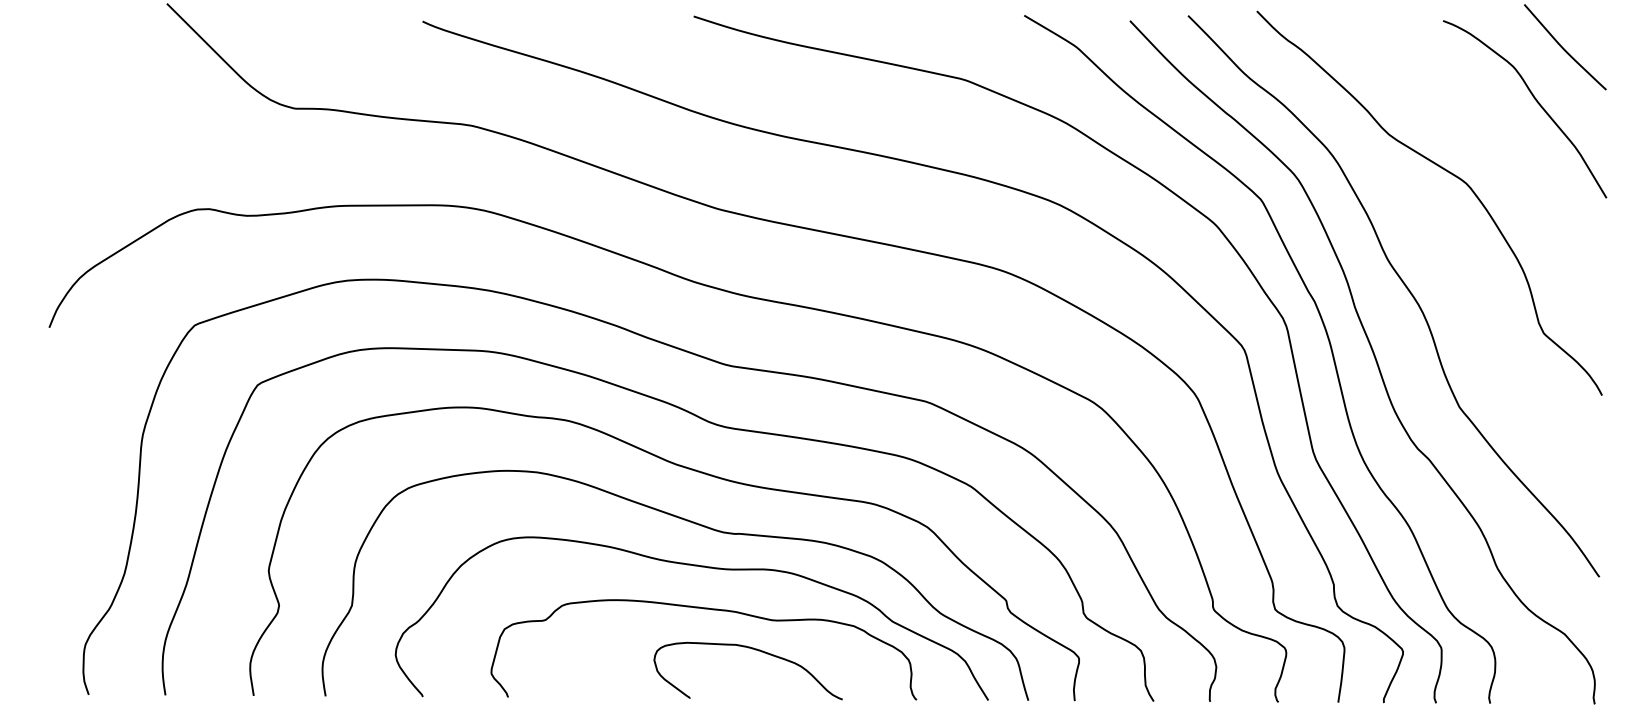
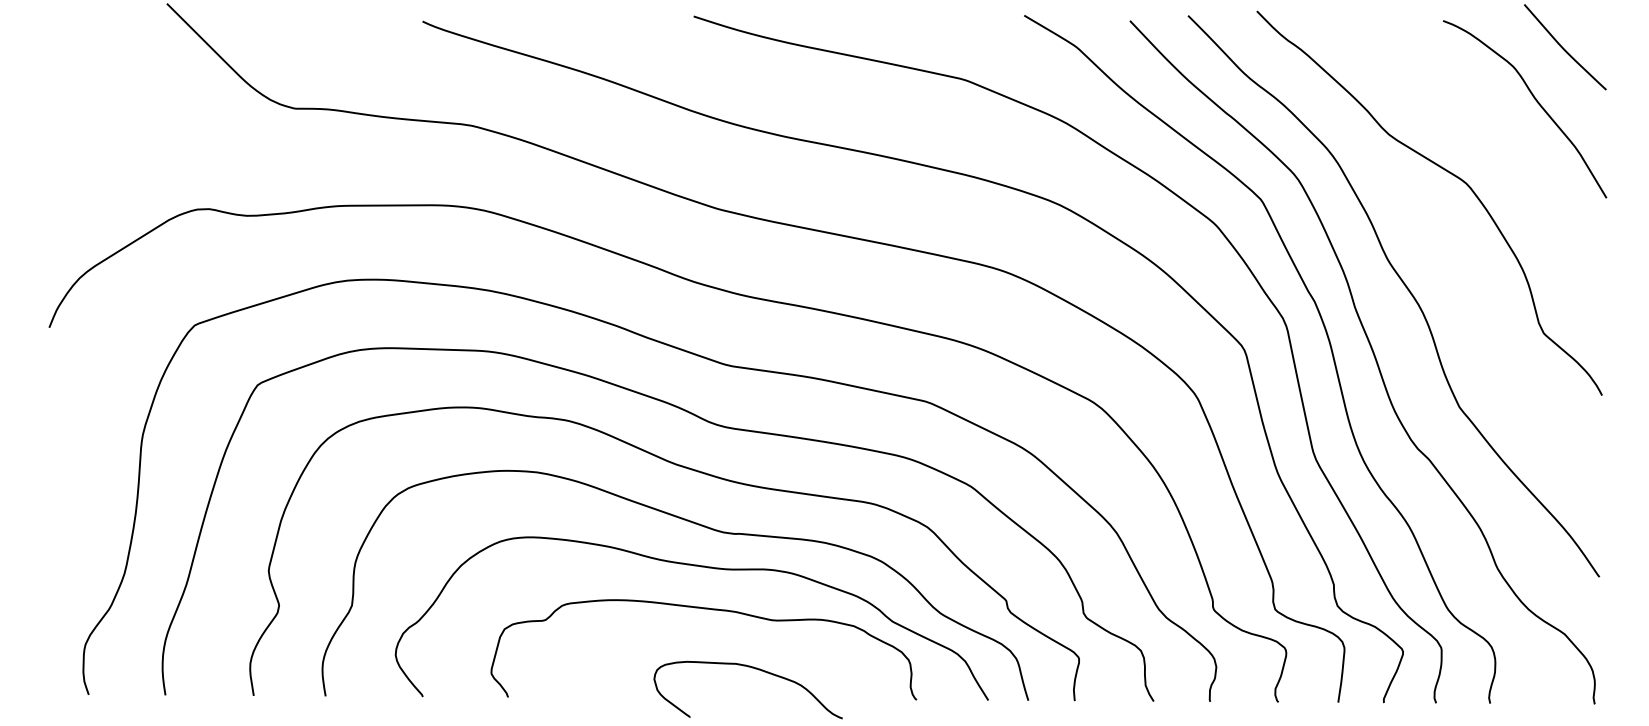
curve position: (755, 650) -> (755, 669) (755, 669)
